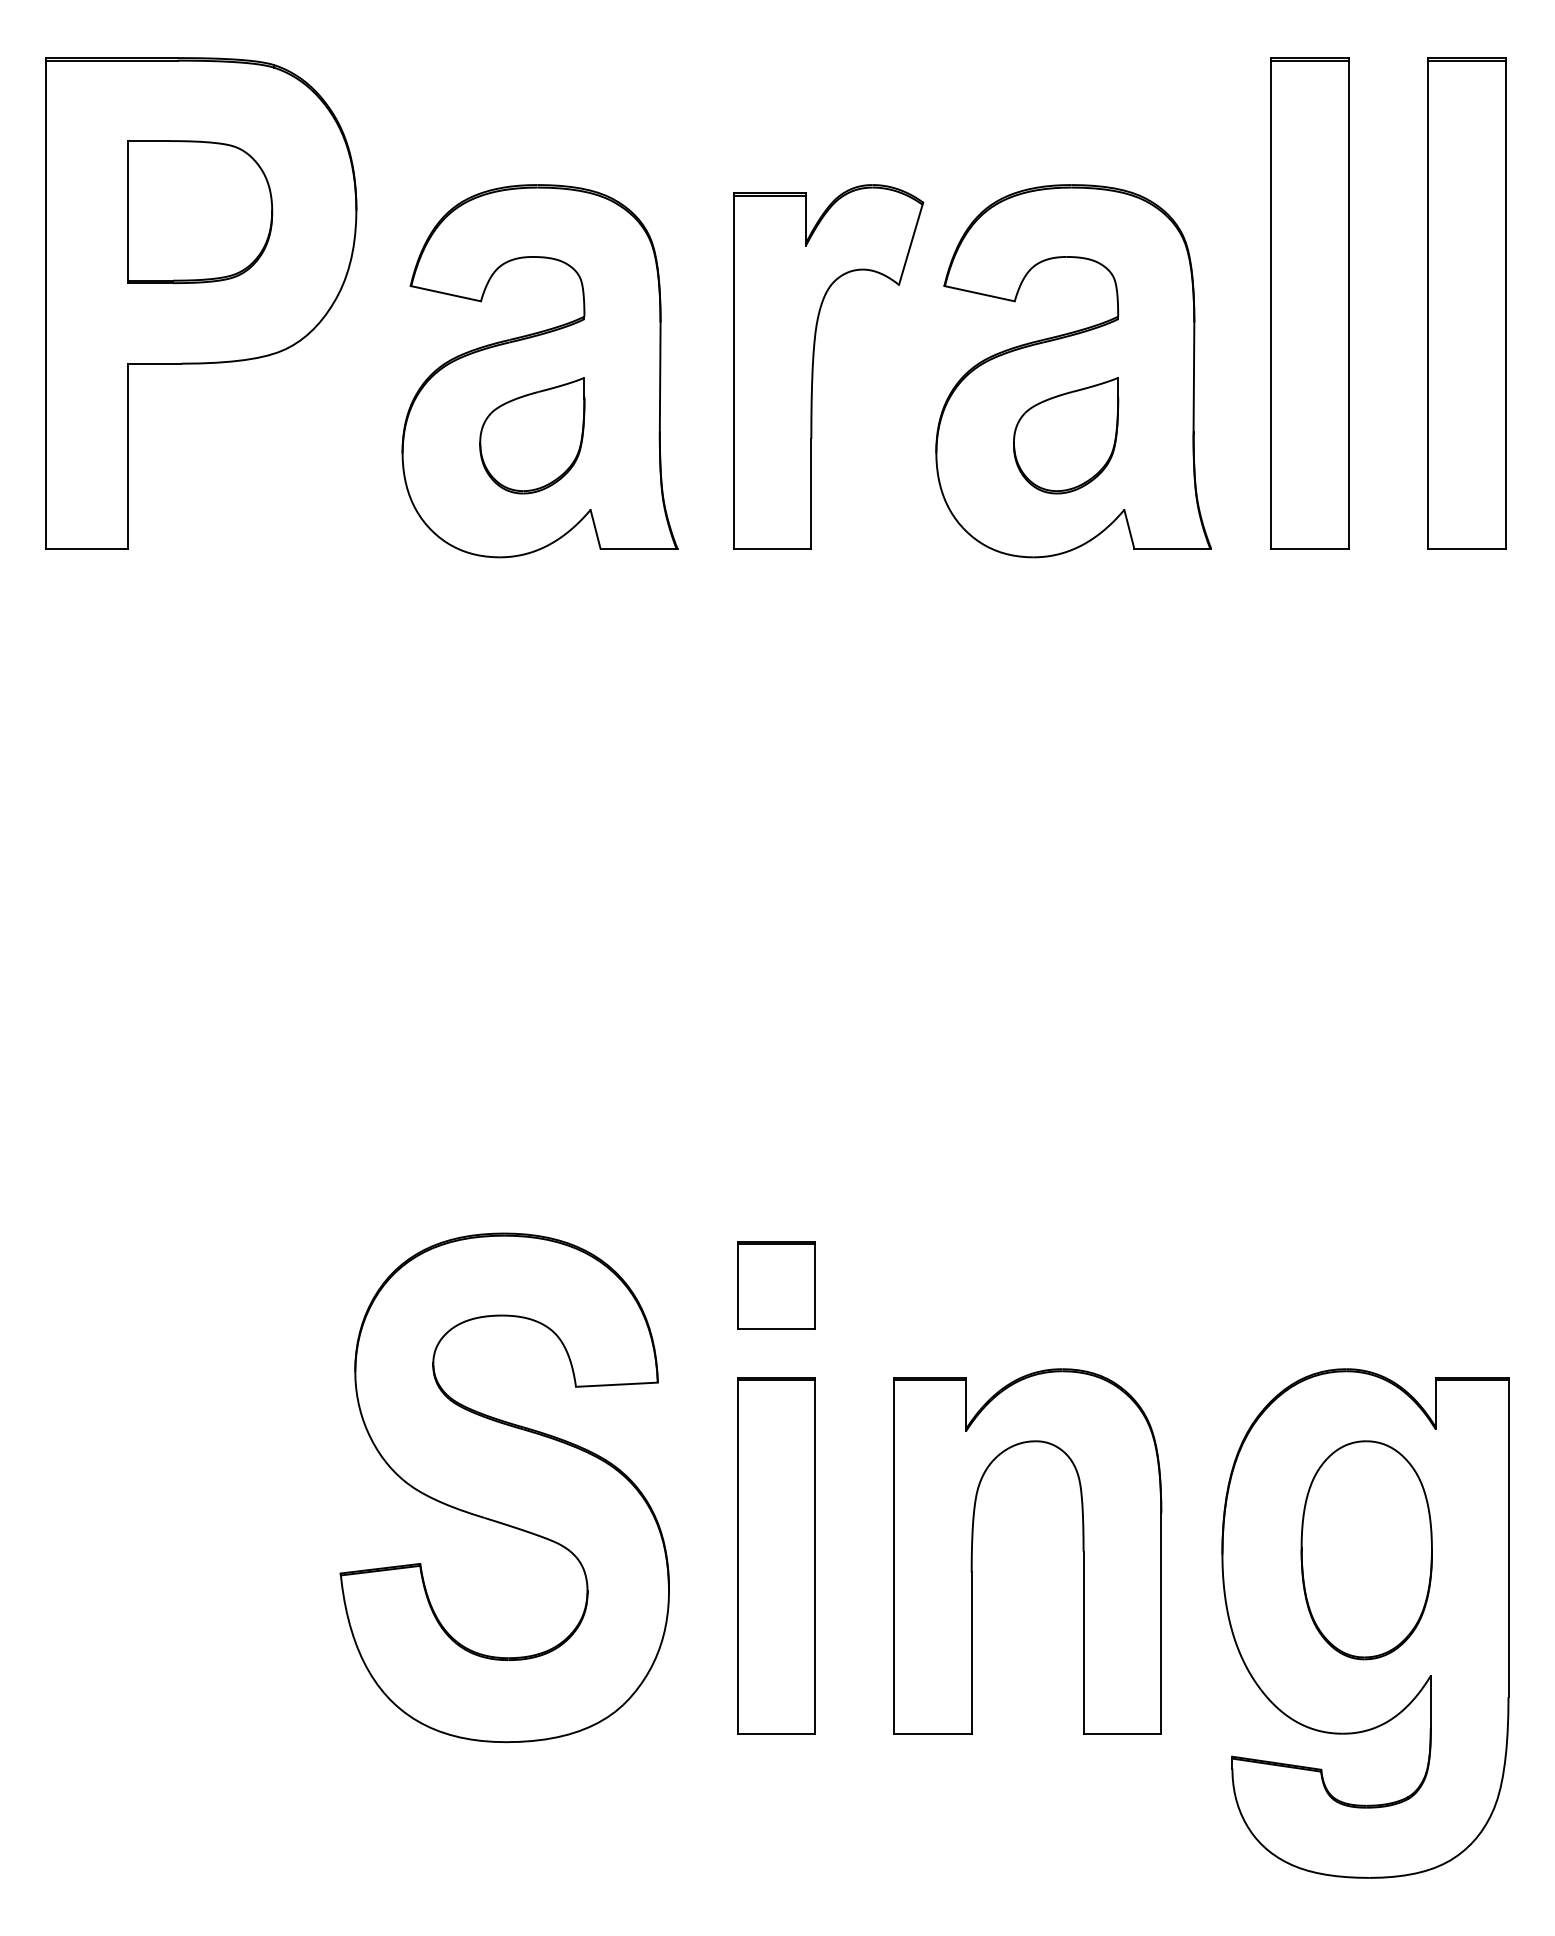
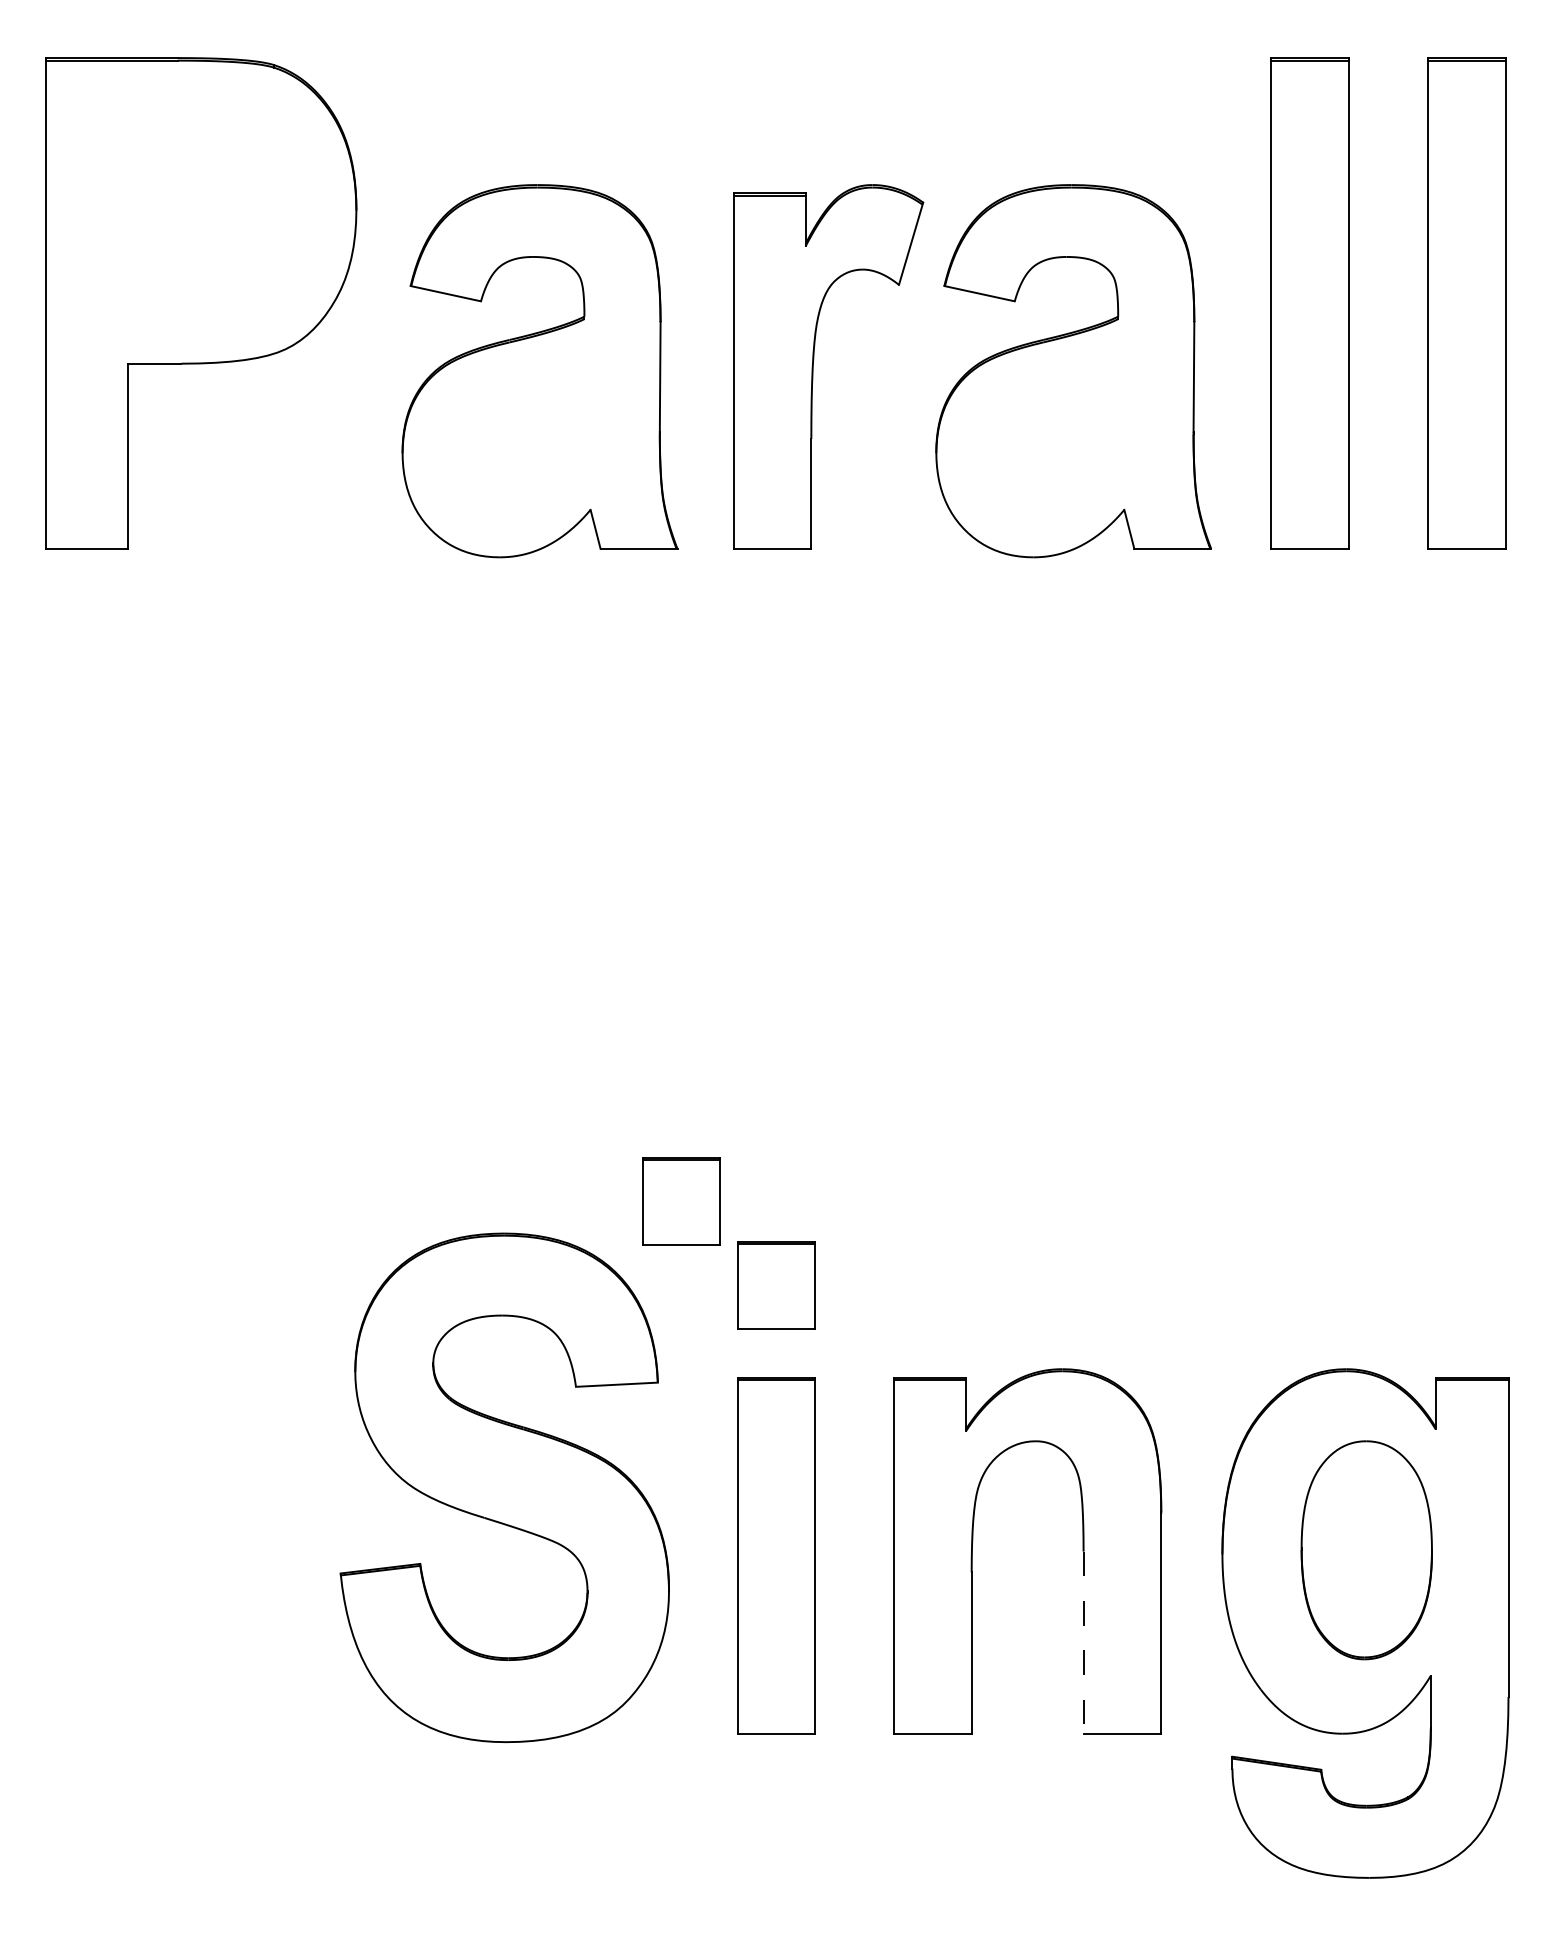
part: present -> none (200, 212)
part: present -> none (532, 435)
part: present -> none (1066, 435)
part: none -> present (681, 1201)
line: solid -> dashed (1083, 1643)
